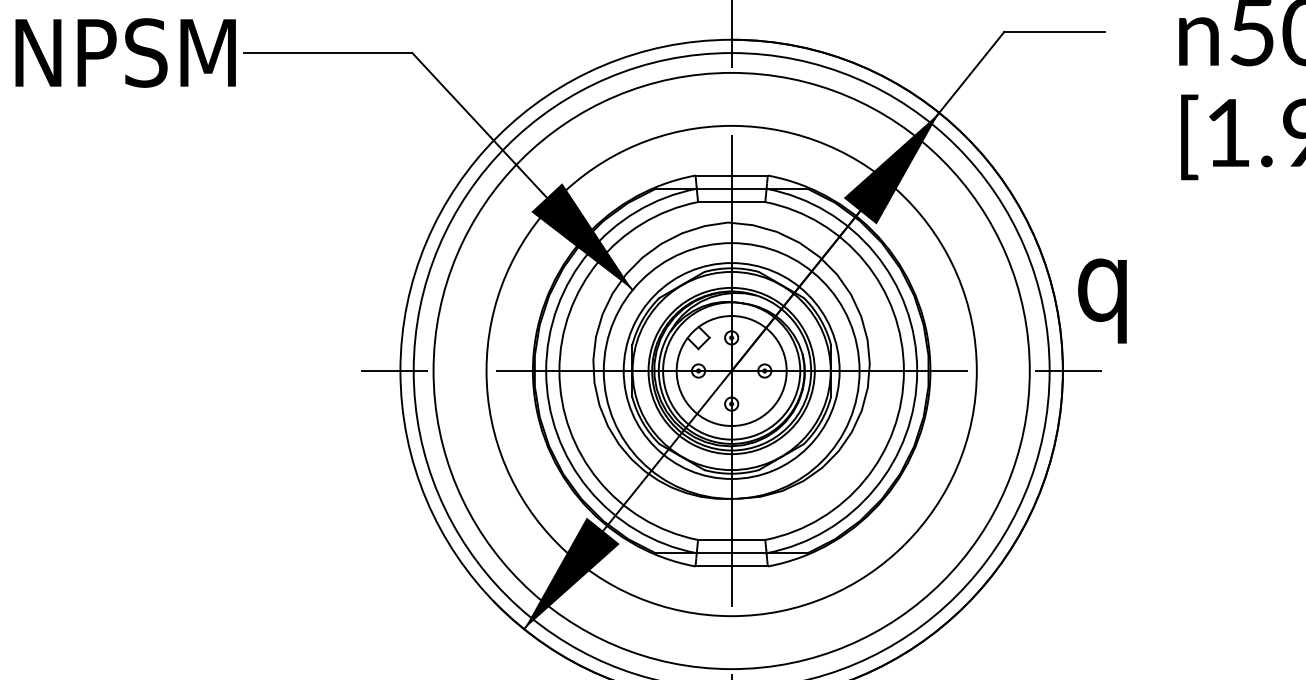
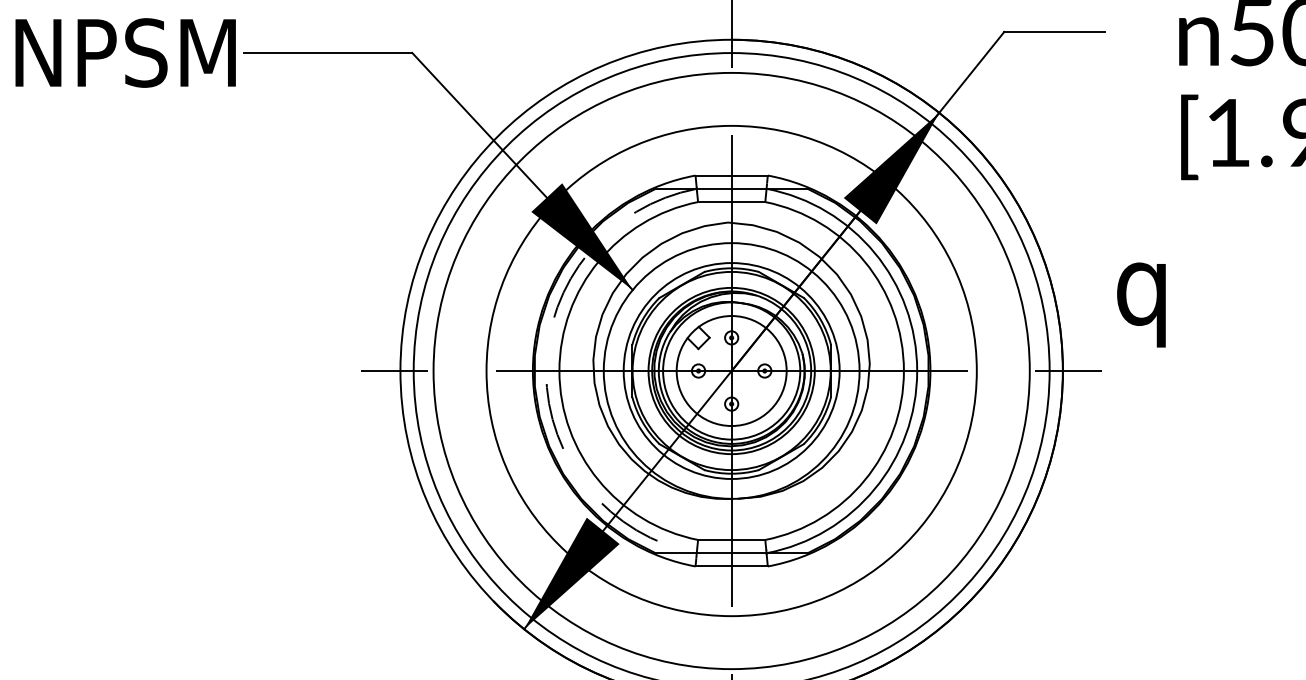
text position: (1102, 300) -> (1141, 304) (1141, 304)
arc: solid -> dashed (546, 371)
